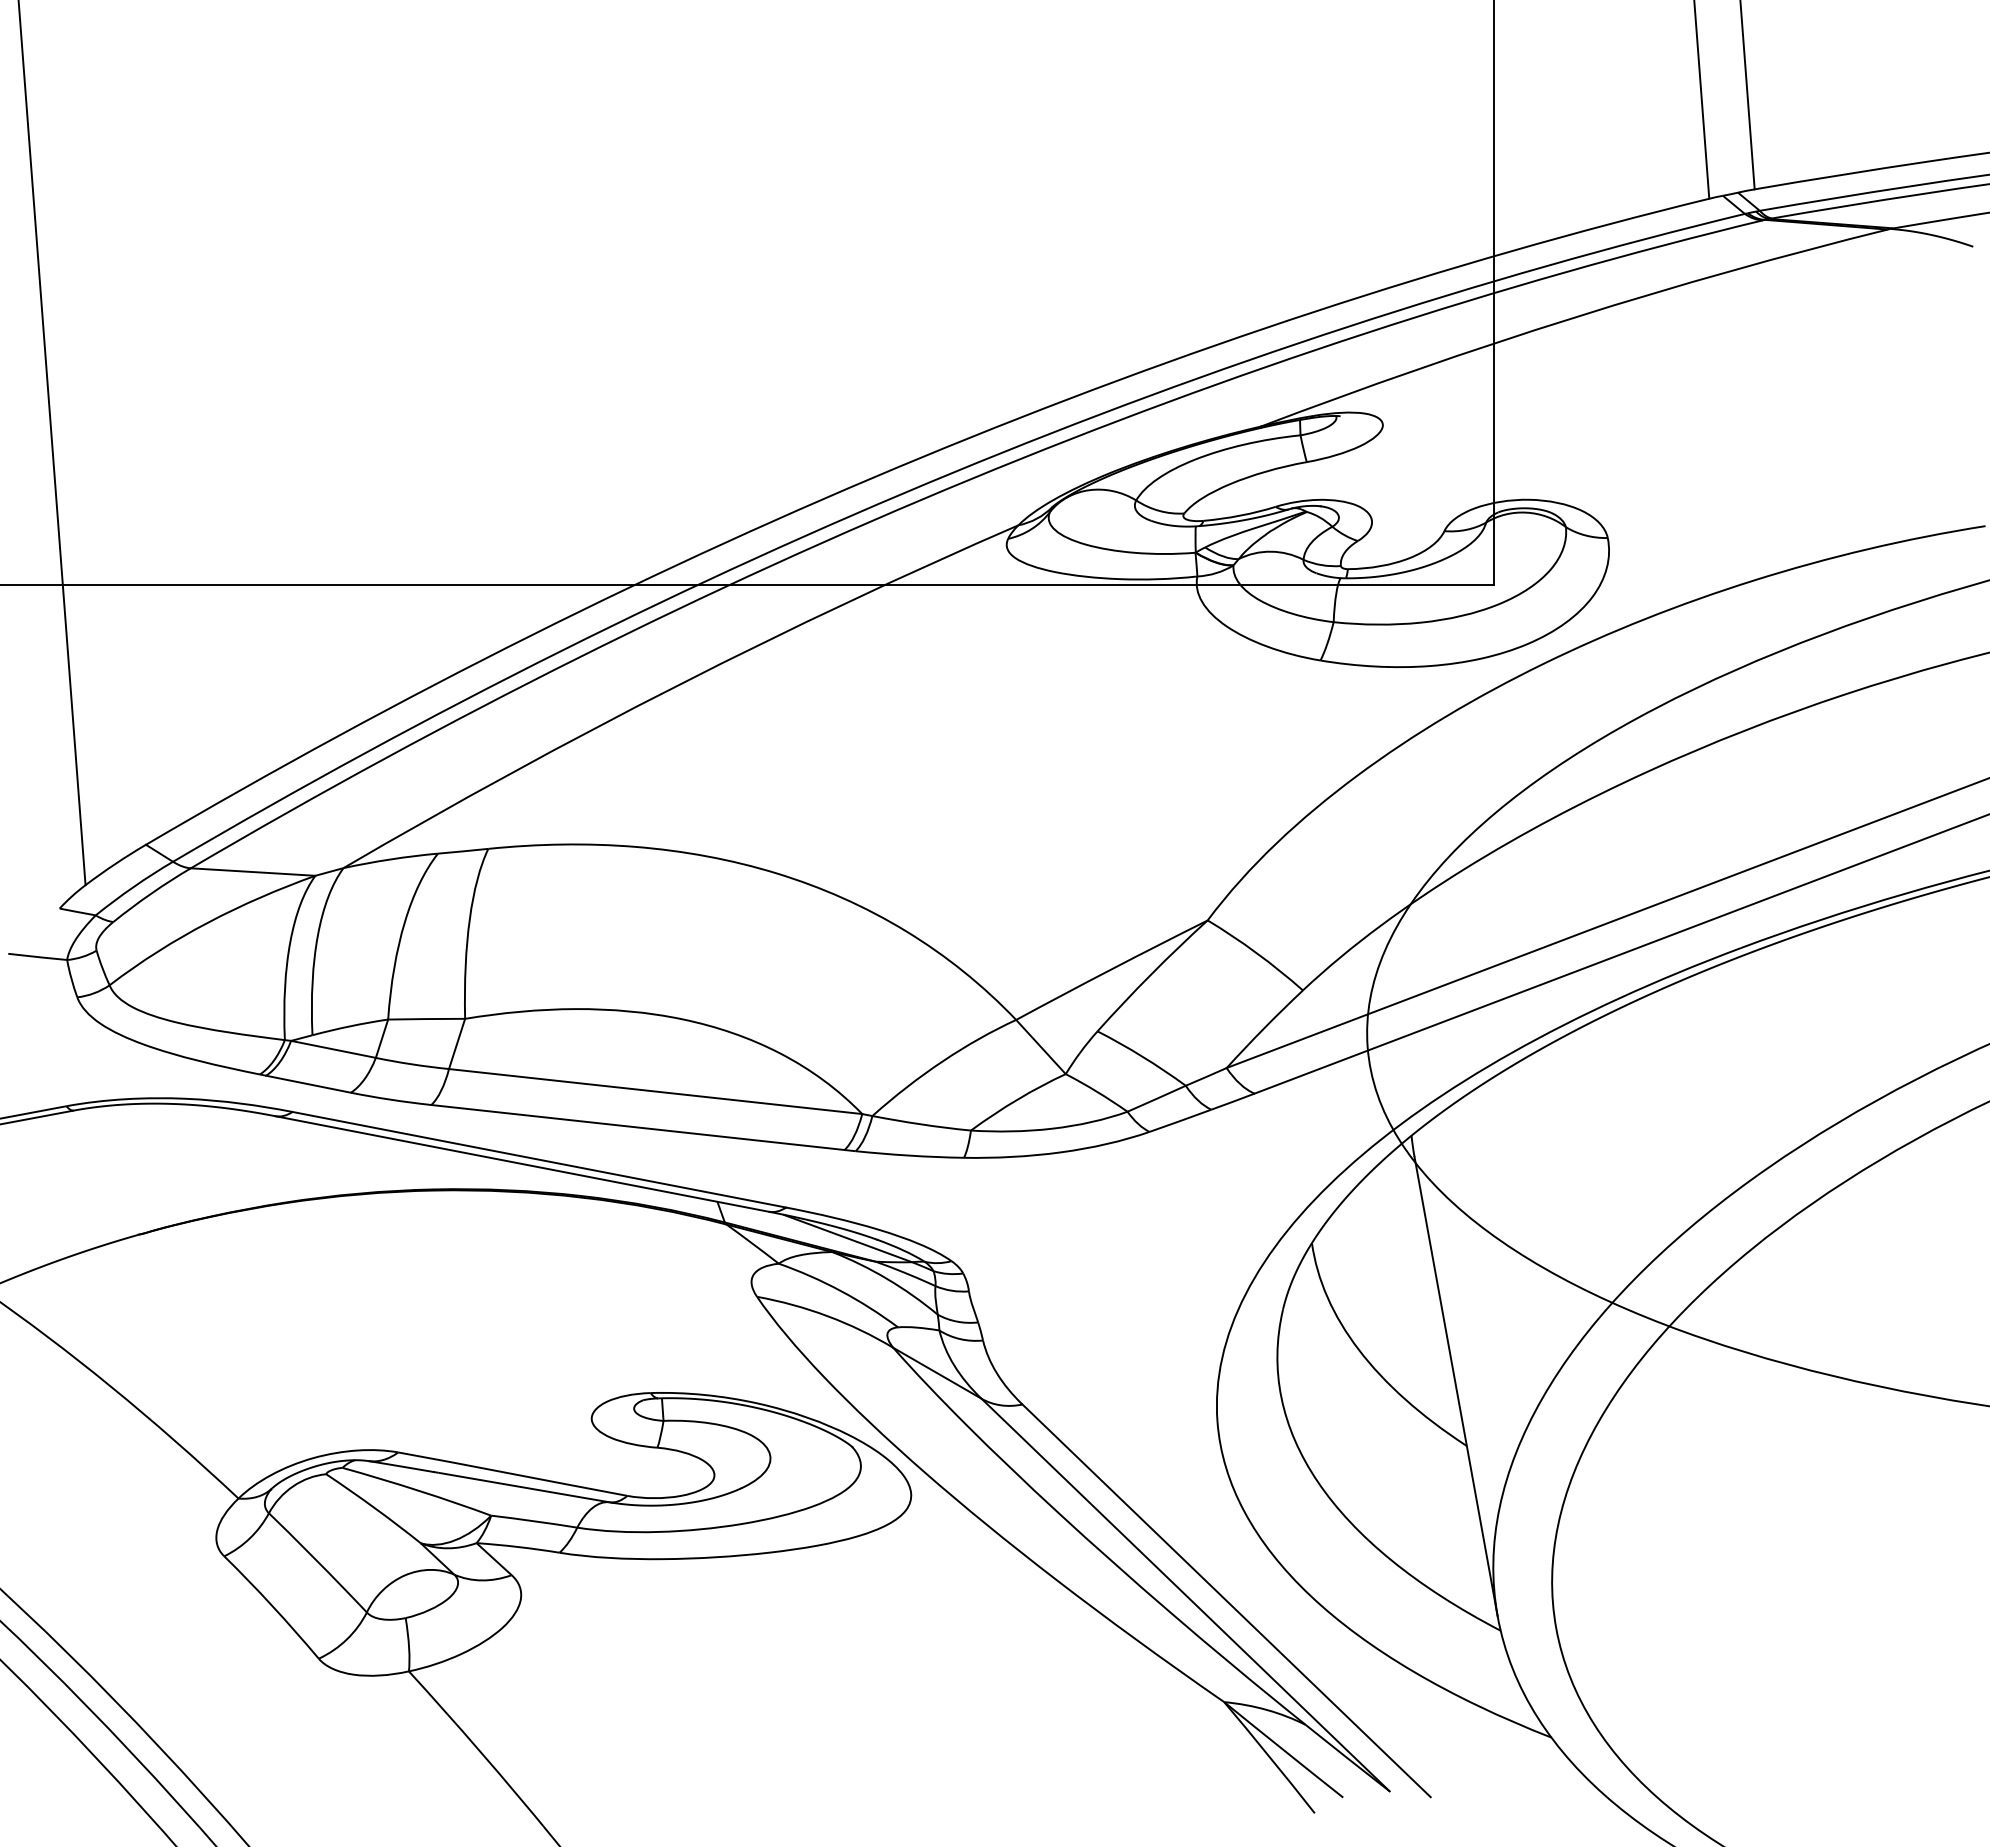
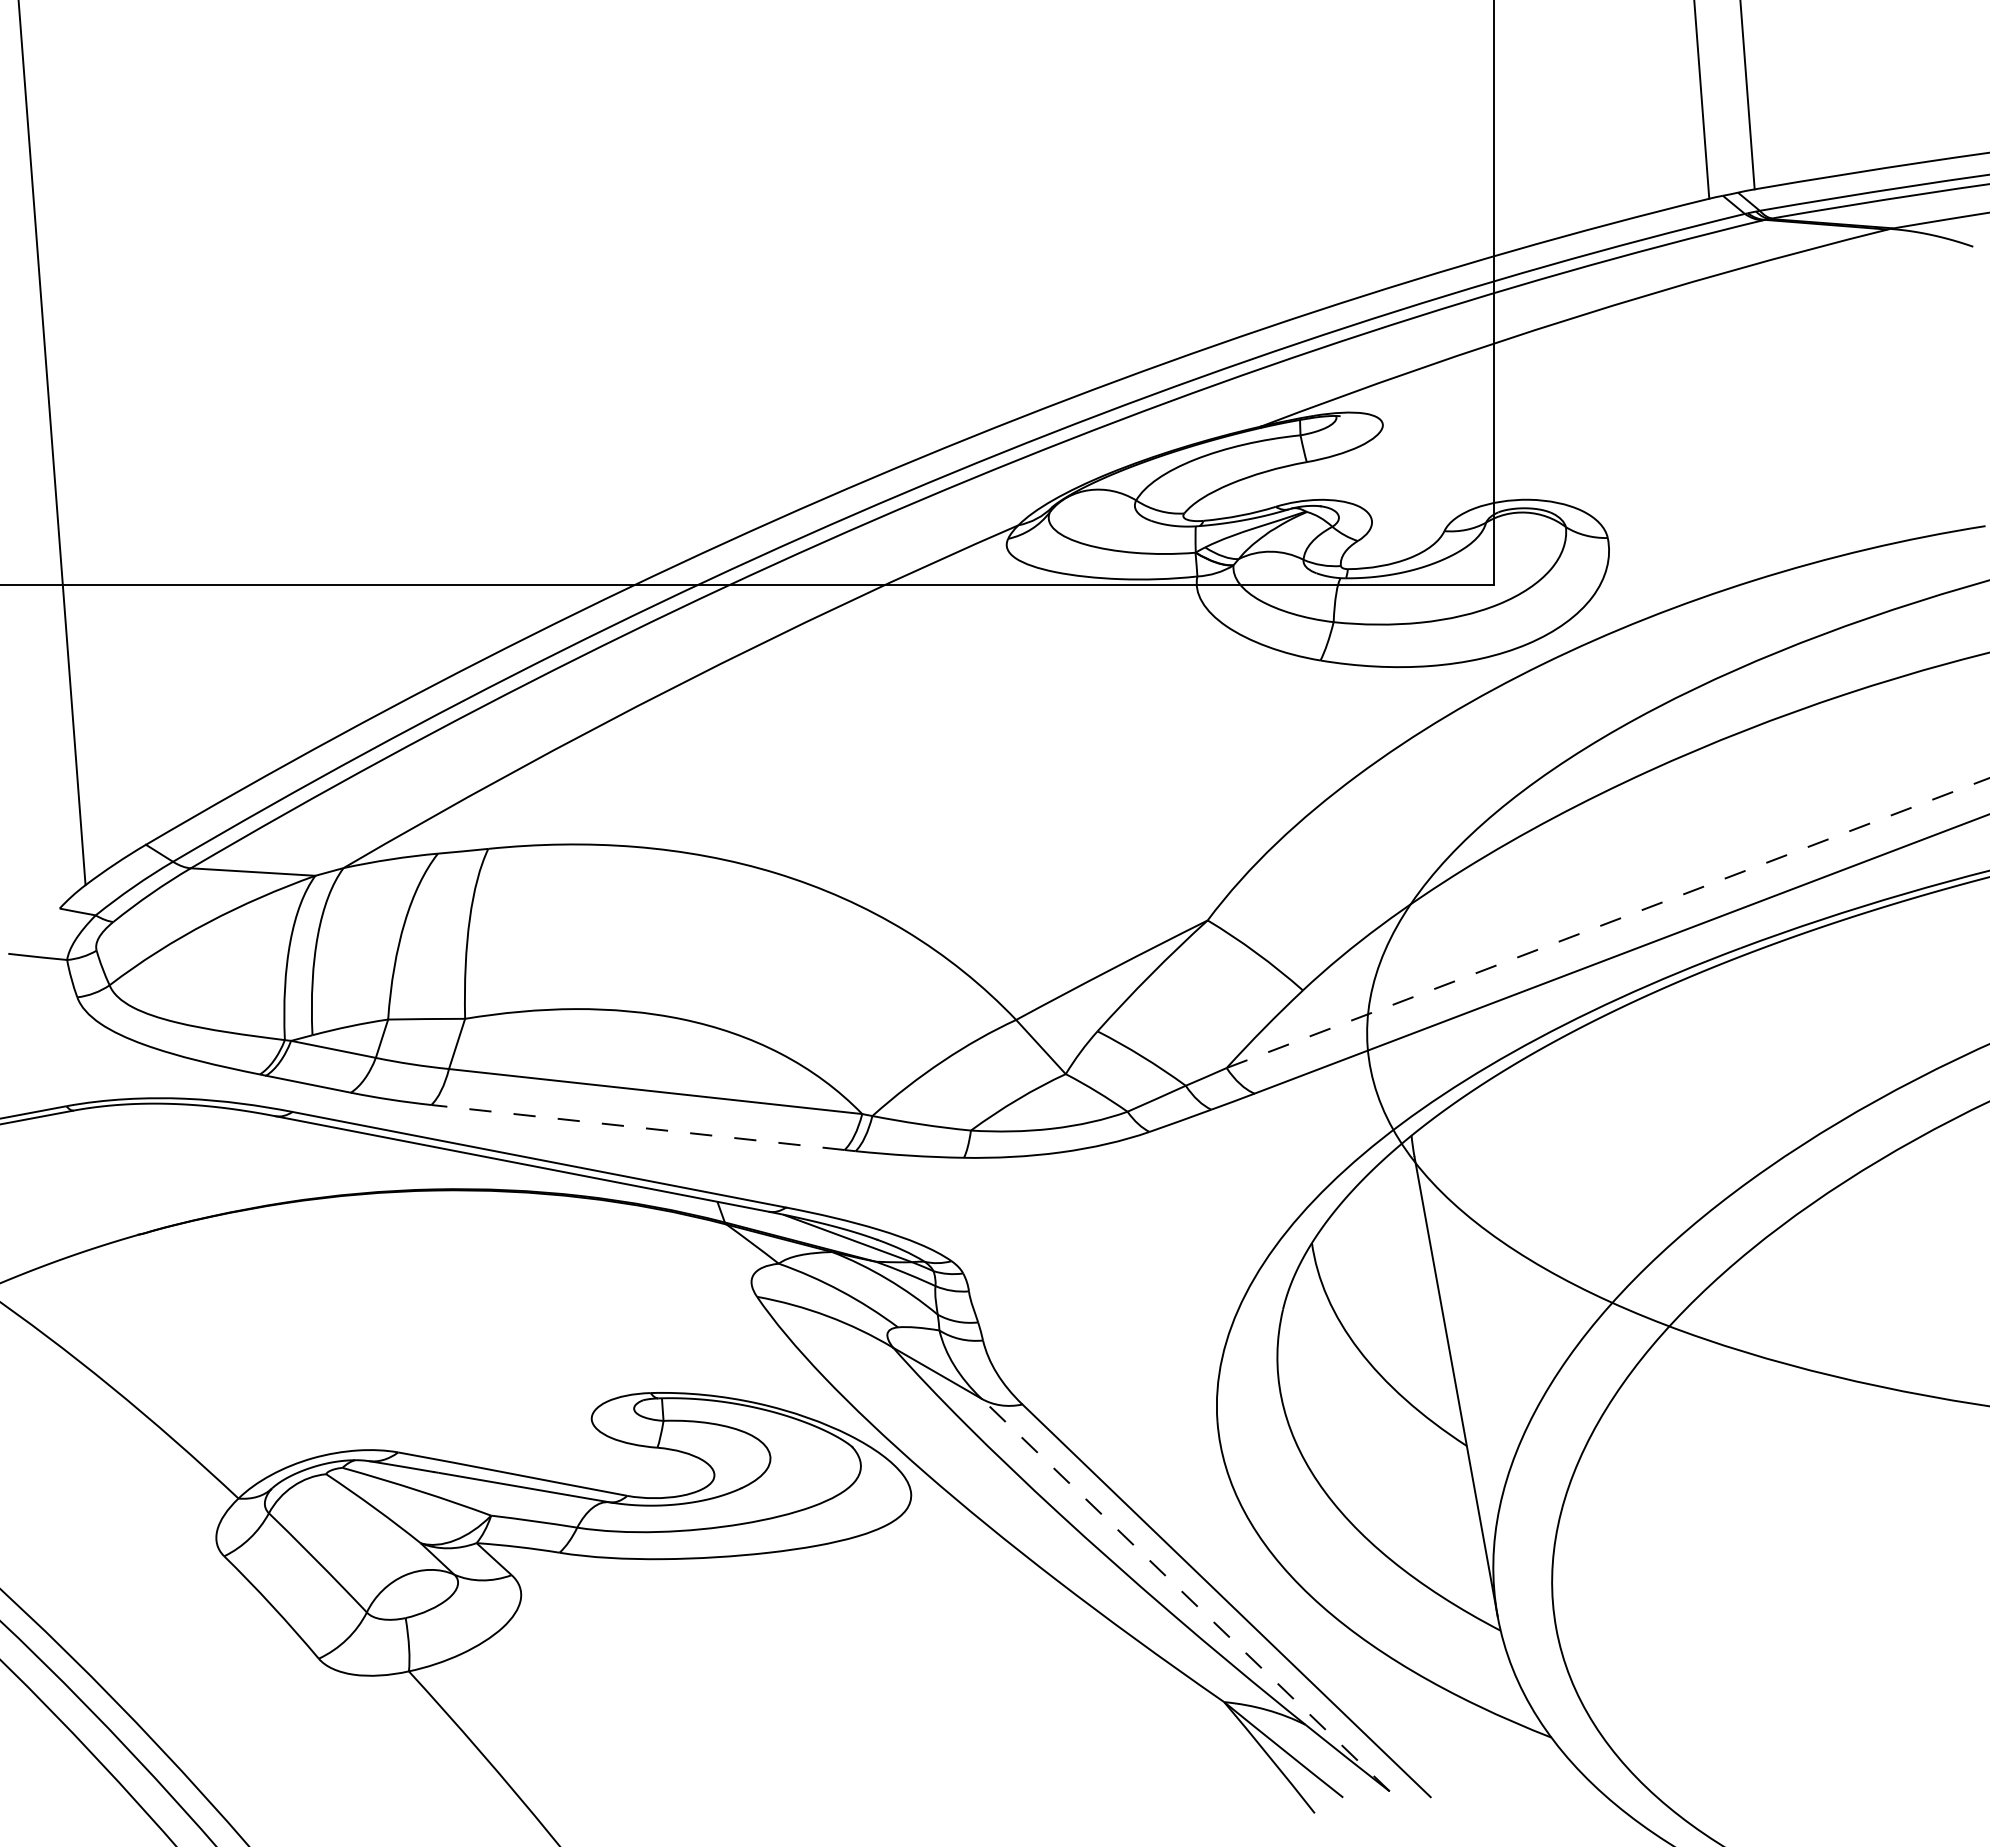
line: solid -> dashed (1608, 922)
line: solid -> dashed (638, 1127)
line: solid -> dashed (1185, 1594)
